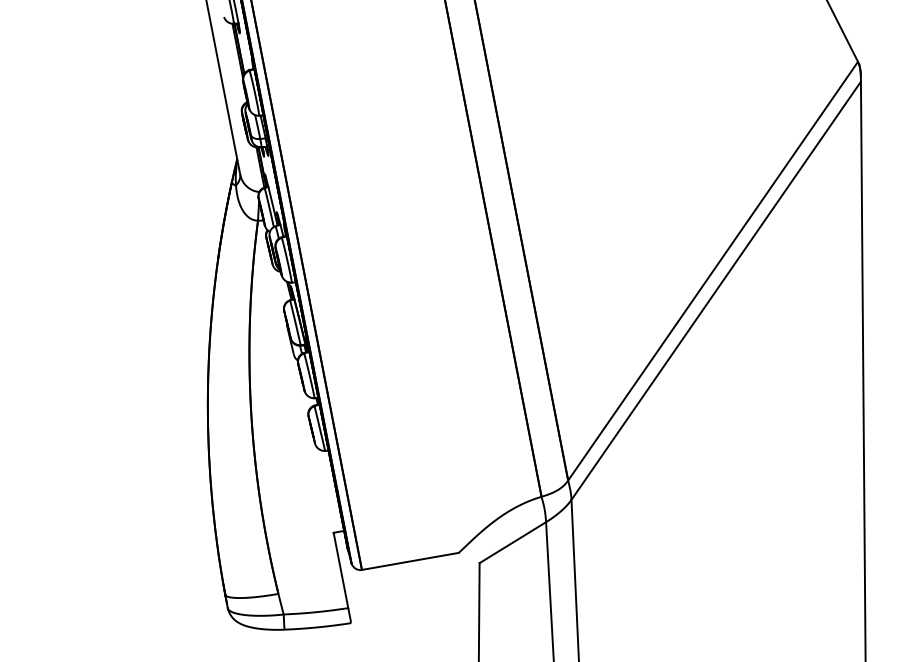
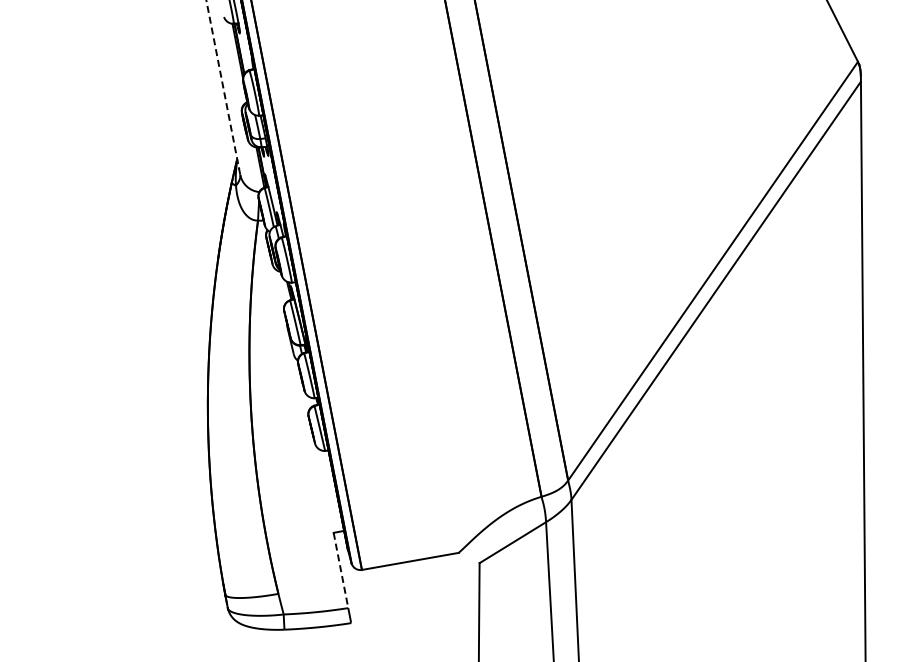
line: solid -> dashed (223, 87)
line: solid -> dashed (341, 570)
